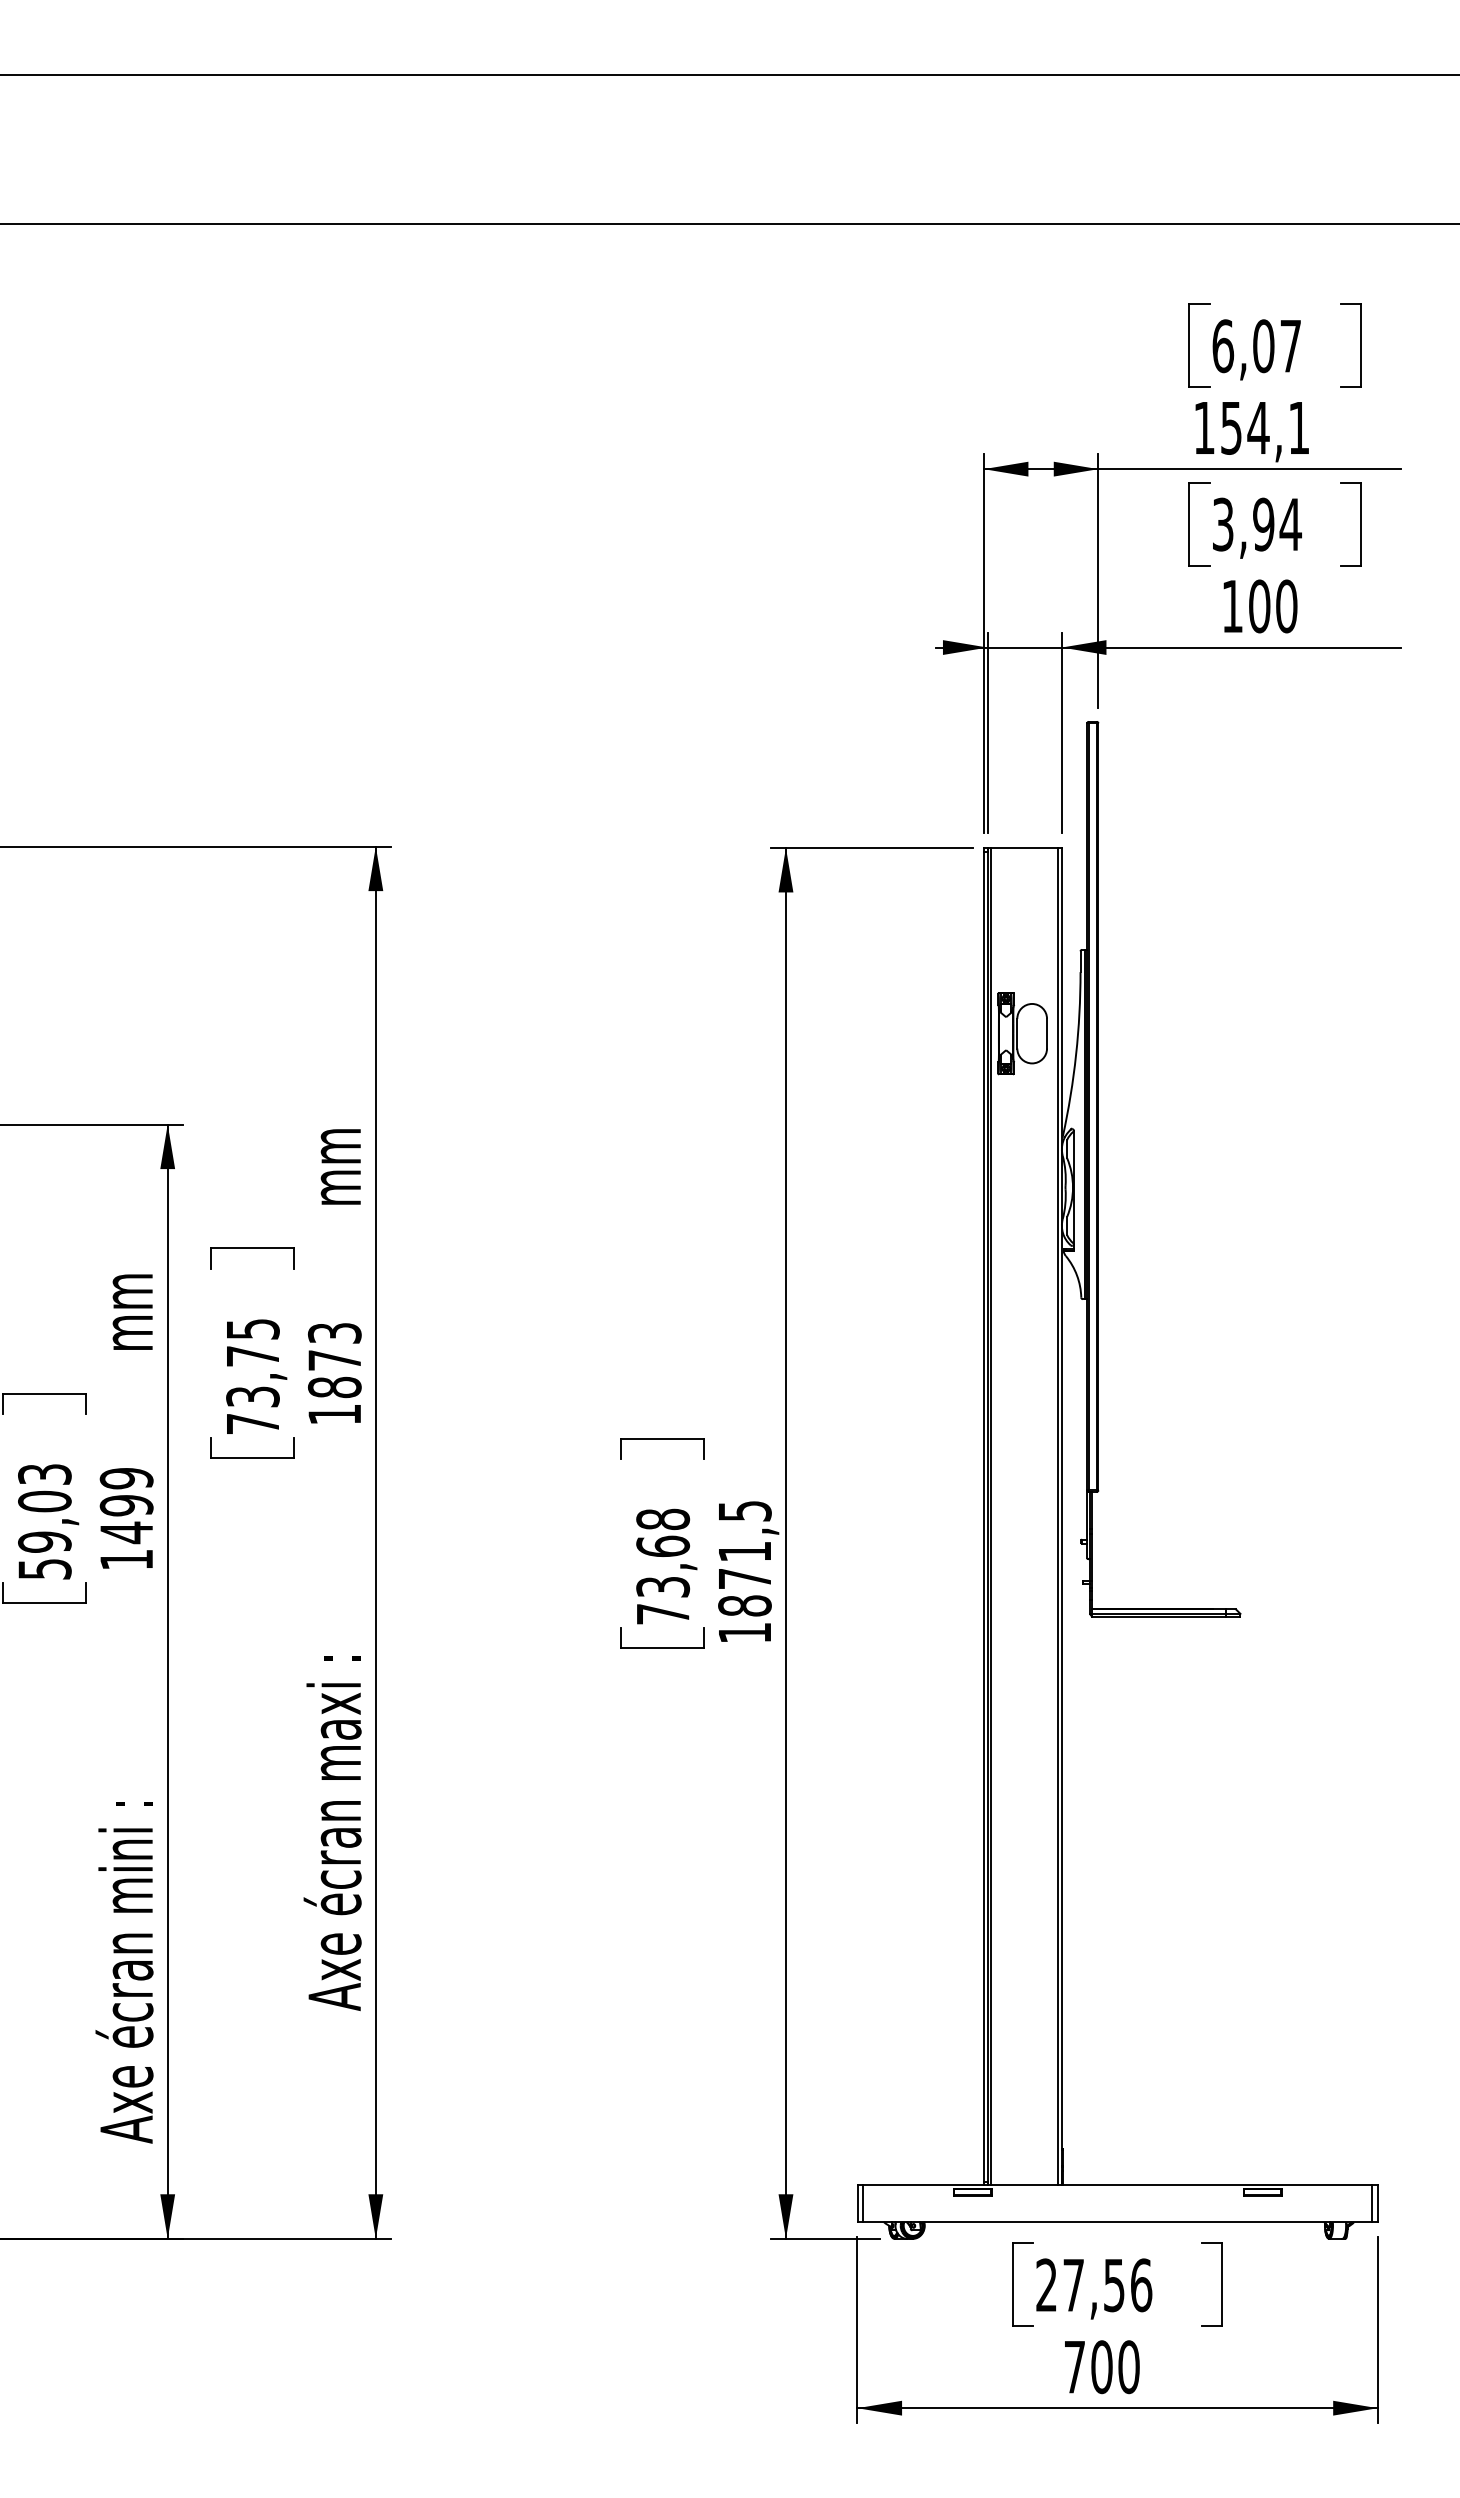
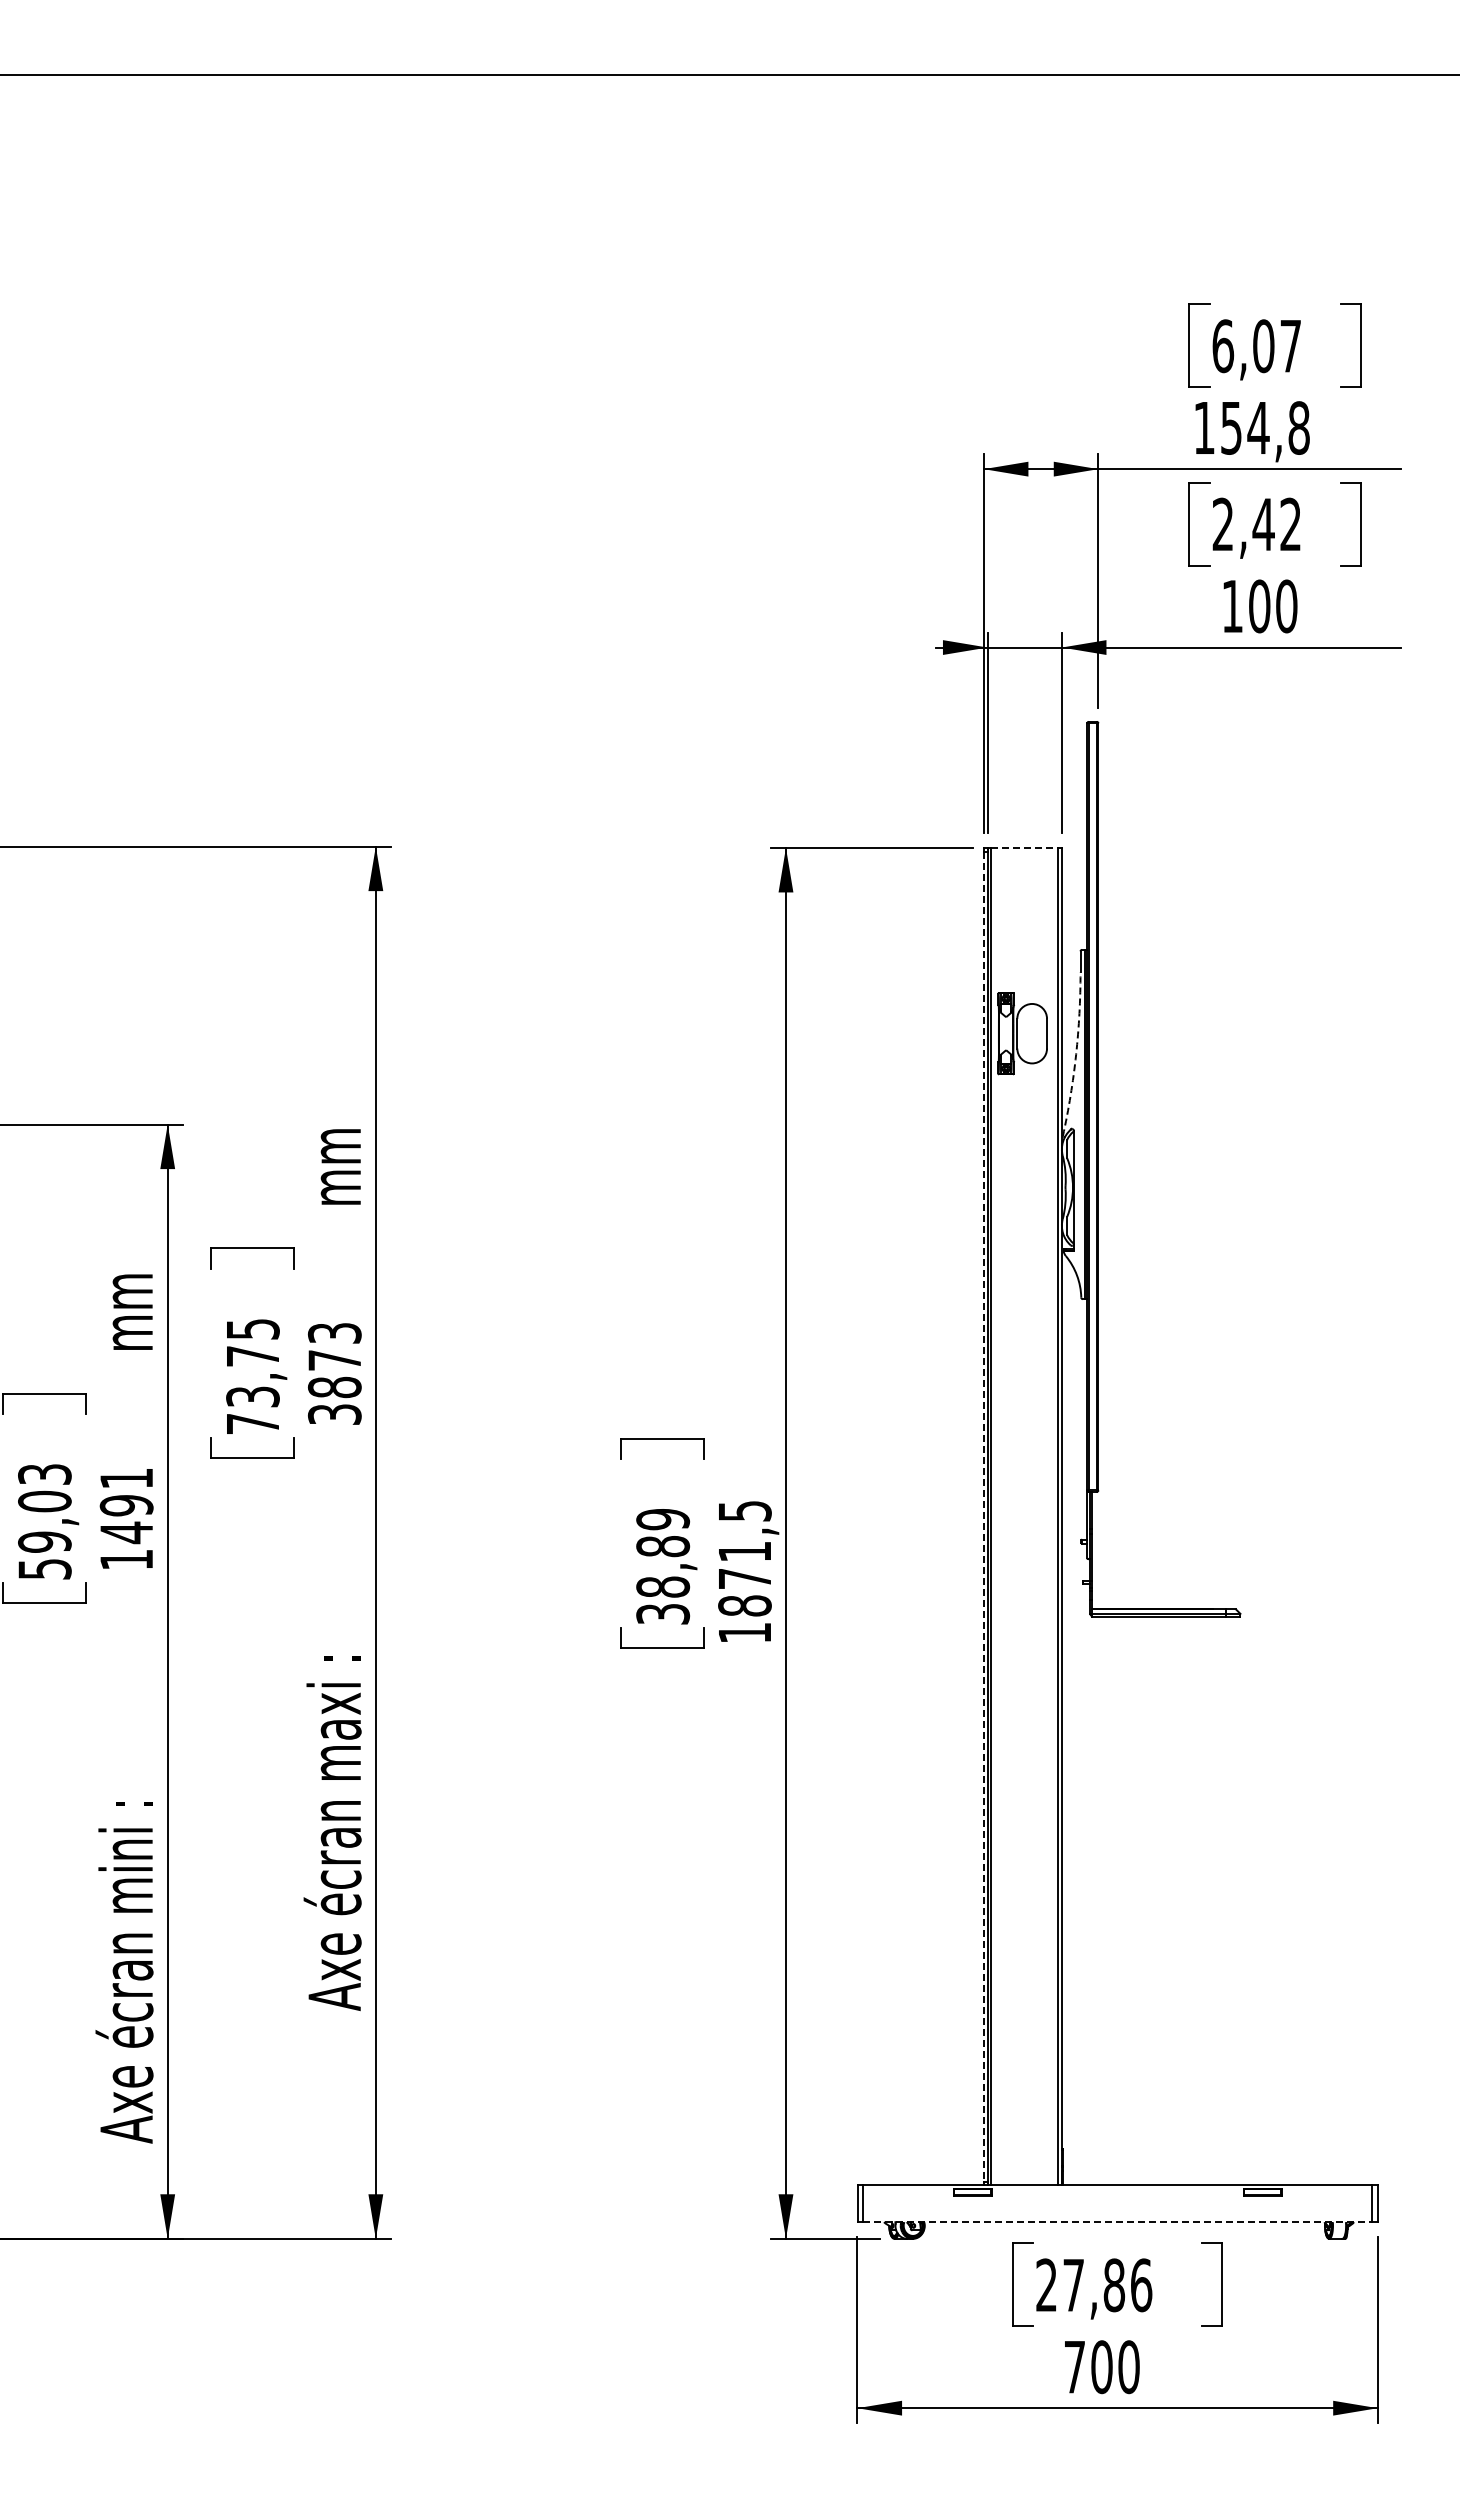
line: present -> none (729, 223)
text: 154,1 -> 154,8 (1298, 427)
text: 3,94 -> 2,42 (1256, 524)
line: solid -> dashed (1025, 847)
arc: solid -> dashed (1076, 1054)
text: 1873 -> 3873 (334, 1414)
text: 1499 -> 1491 (126, 1478)
line: solid -> dashed (983, 1517)
text: 73,68 -> 38,89 (663, 1566)
line: solid -> dashed (1118, 2222)
text: 27,56 -> 27,86 (1114, 2285)
